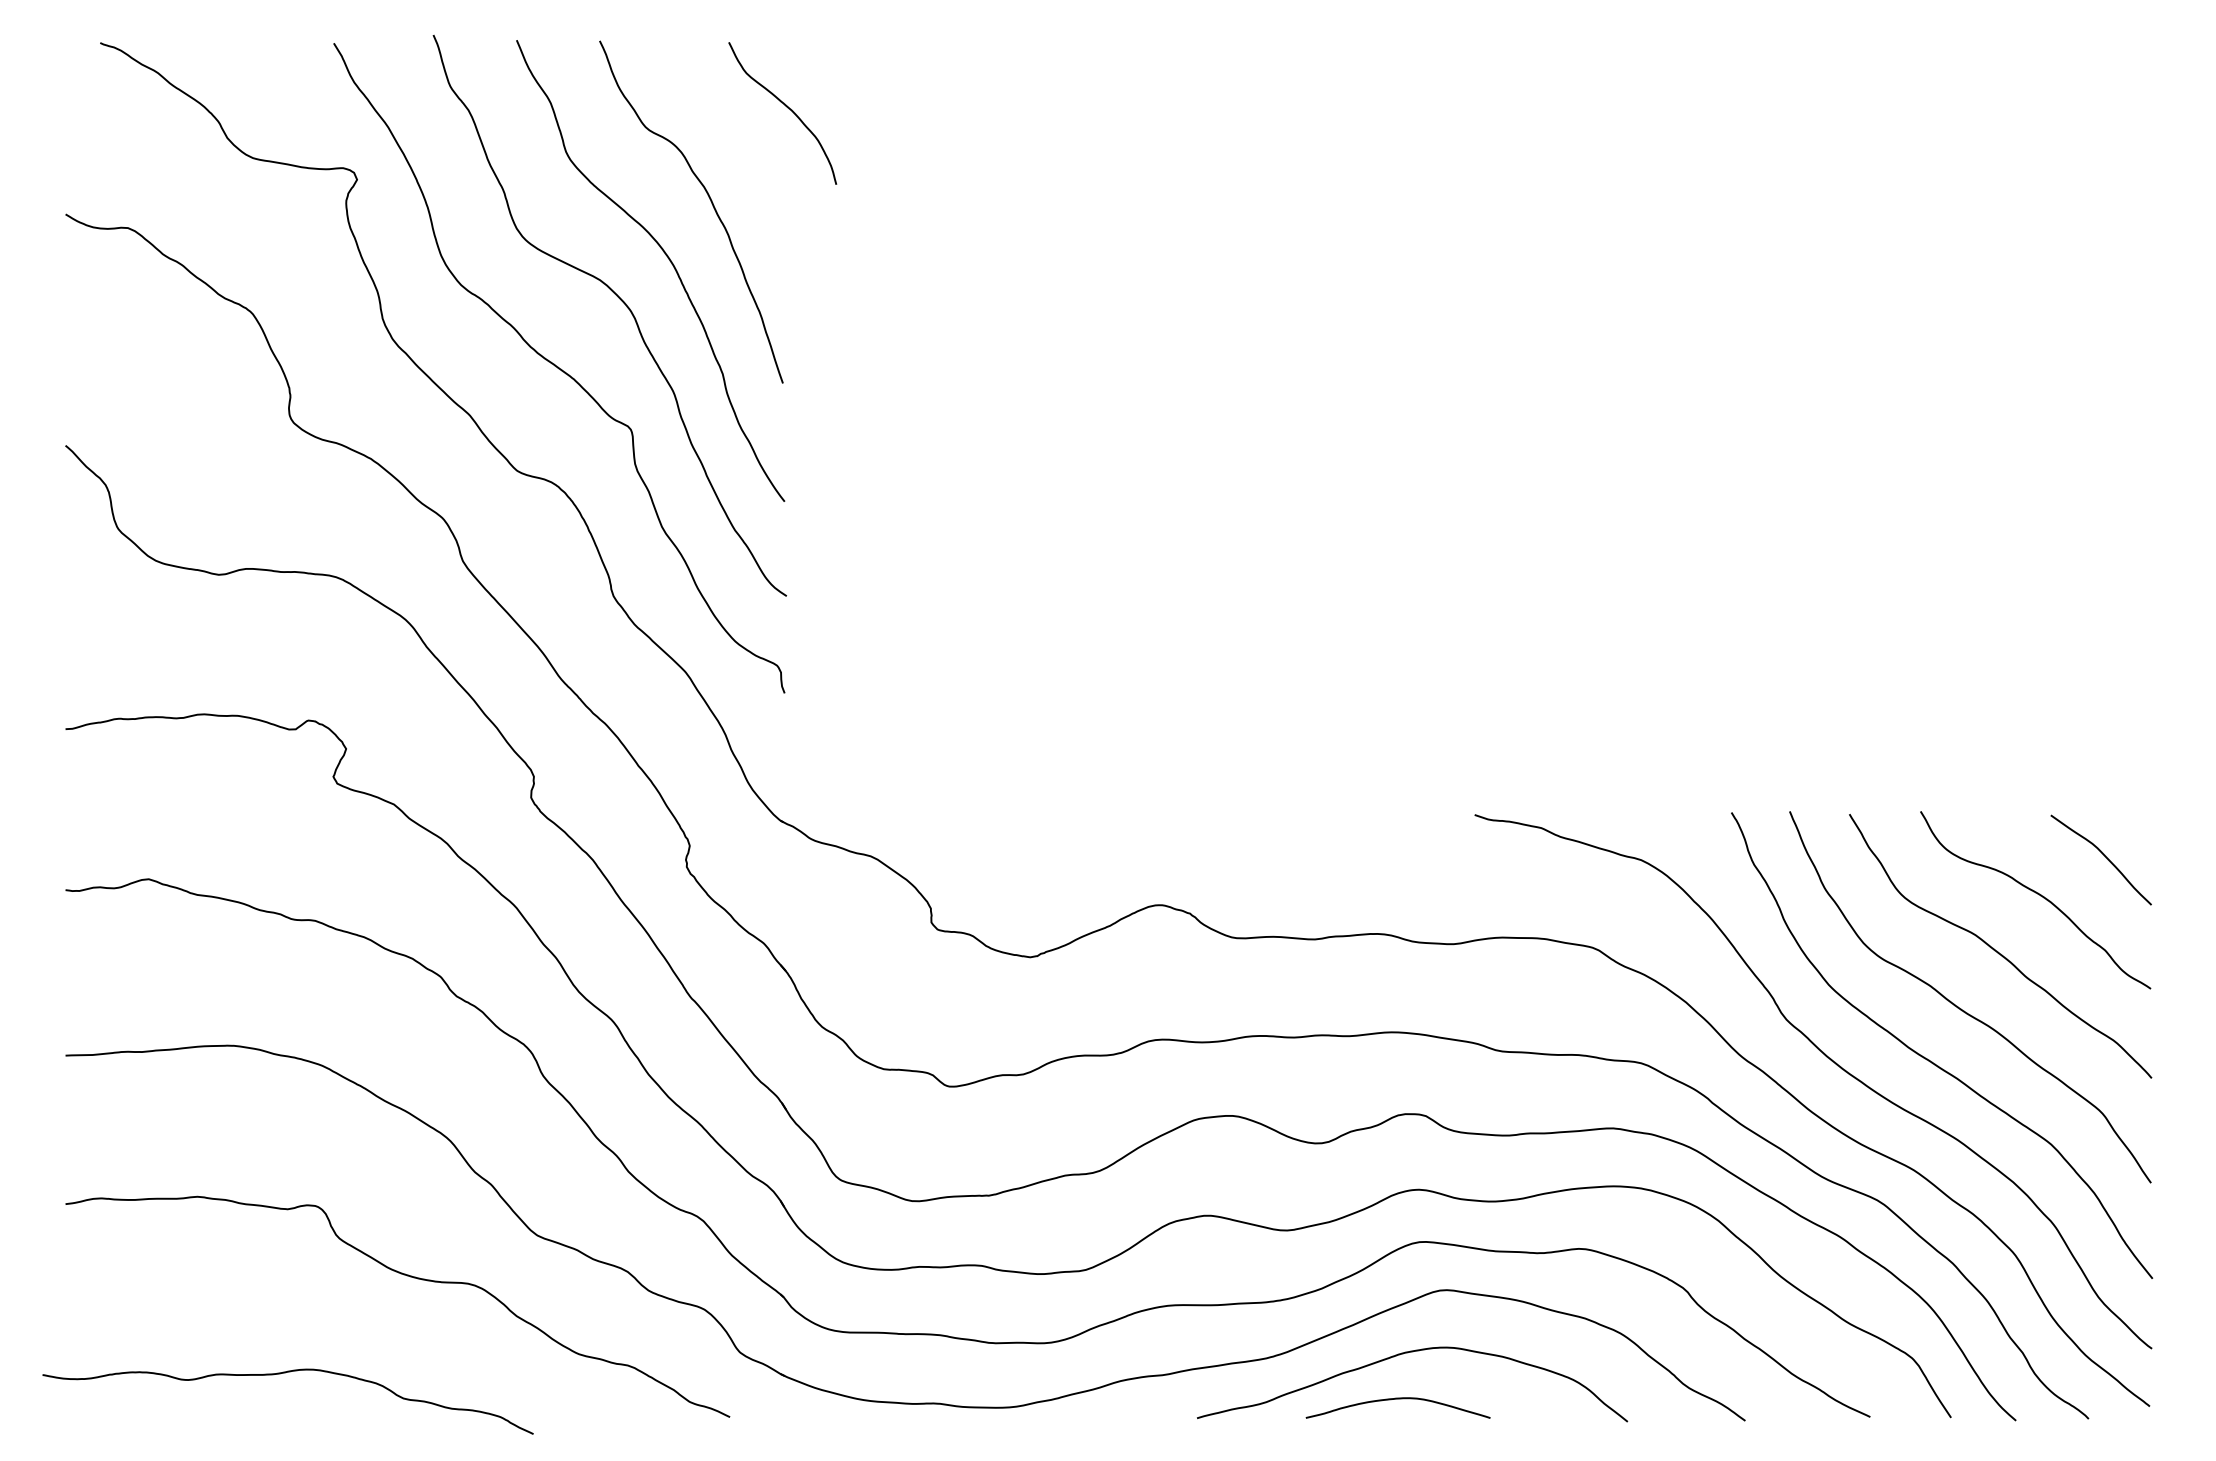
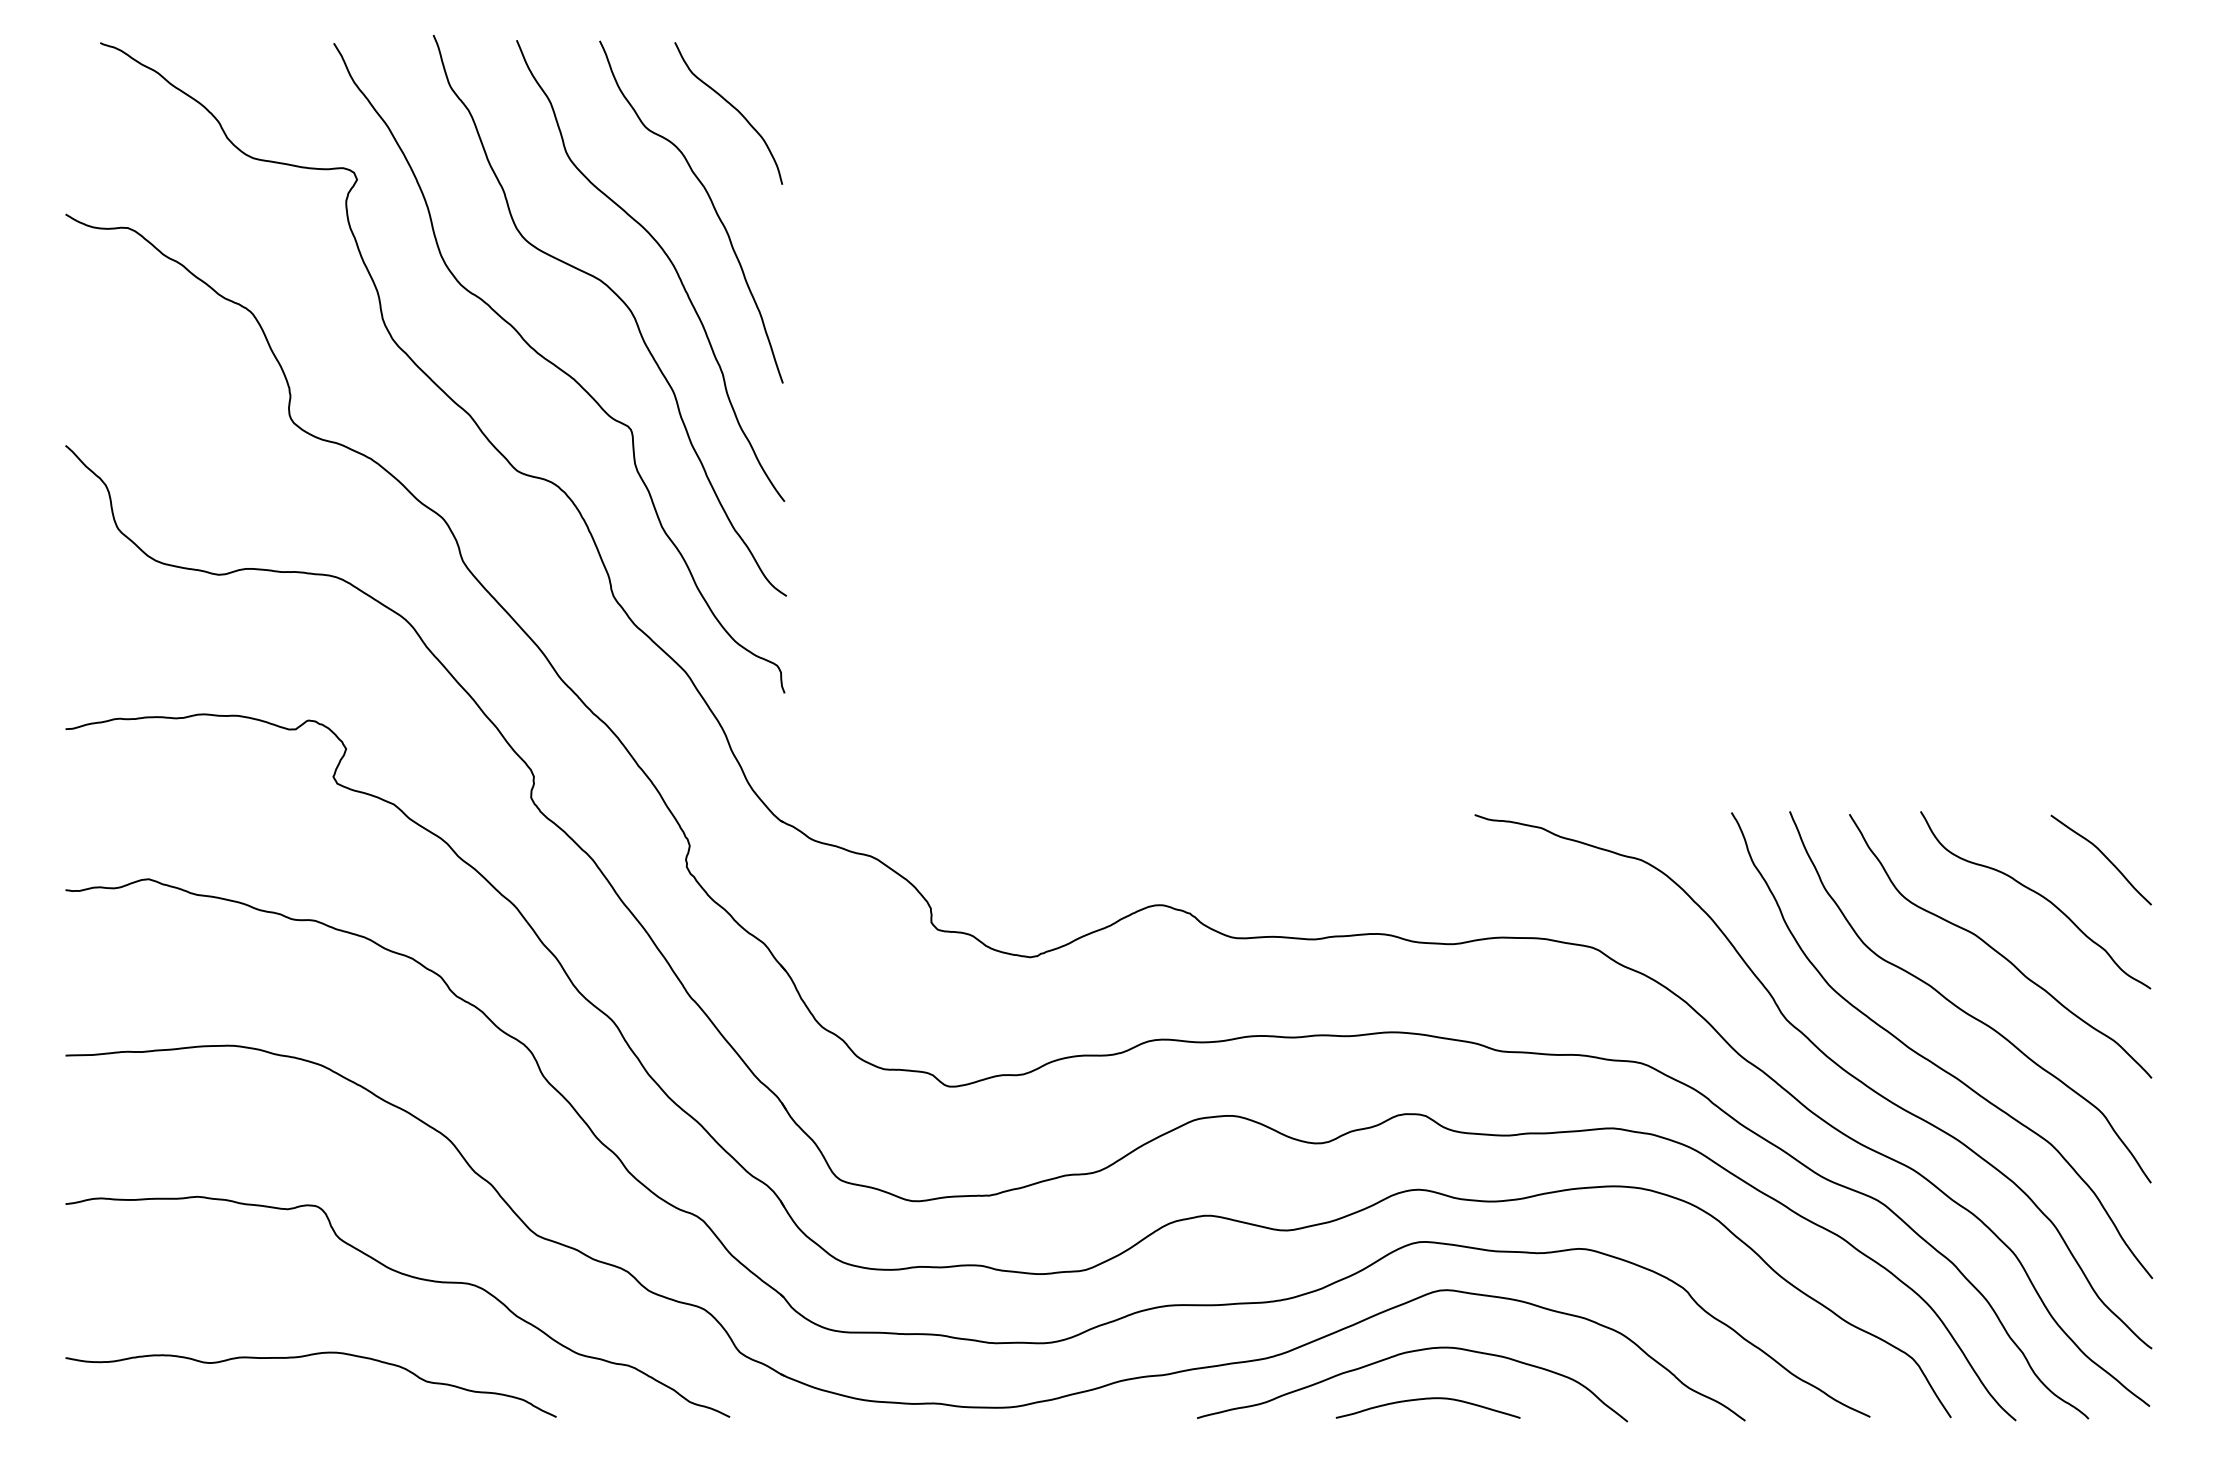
curve position: (787, 108) -> (733, 108) (733, 108)
curve position: (280, 1374) -> (303, 1357) (303, 1357)
curve position: (1397, 1399) -> (1427, 1399) (1427, 1399)
